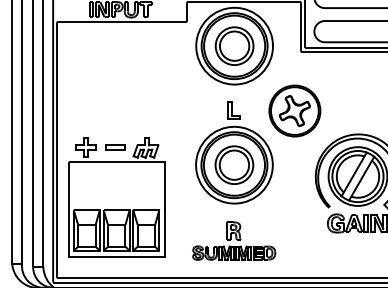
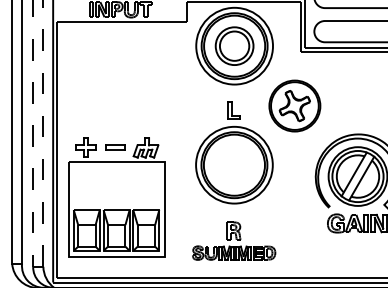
part position: (294, 110) -> (294, 105) (294, 105)
line: solid -> dashed (43, 133)
line: solid -> dashed (33, 134)
part: present -> none (234, 164)
